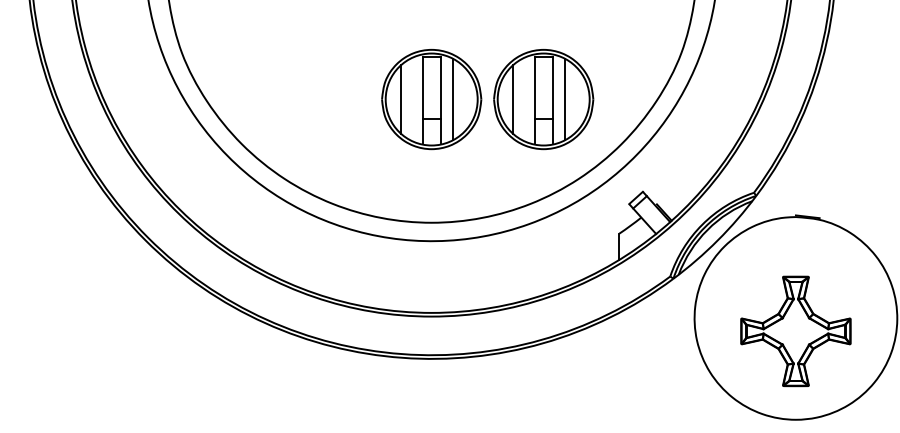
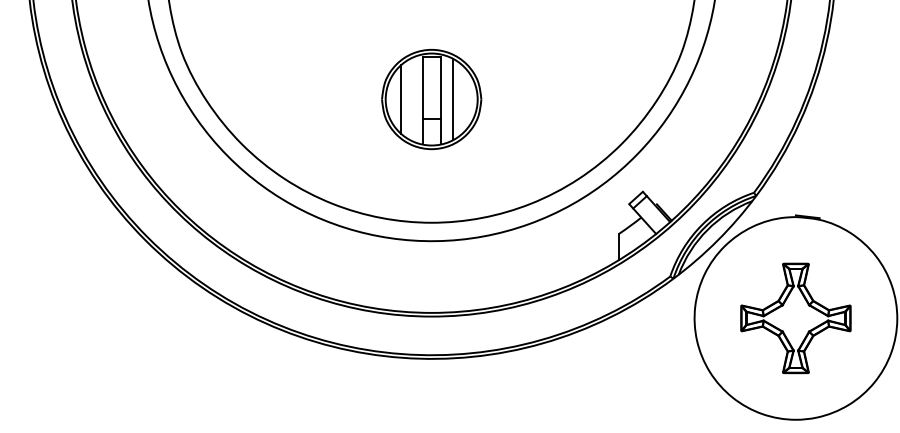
part: present -> none (543, 99)
part position: (795, 331) -> (795, 318) (795, 318)
